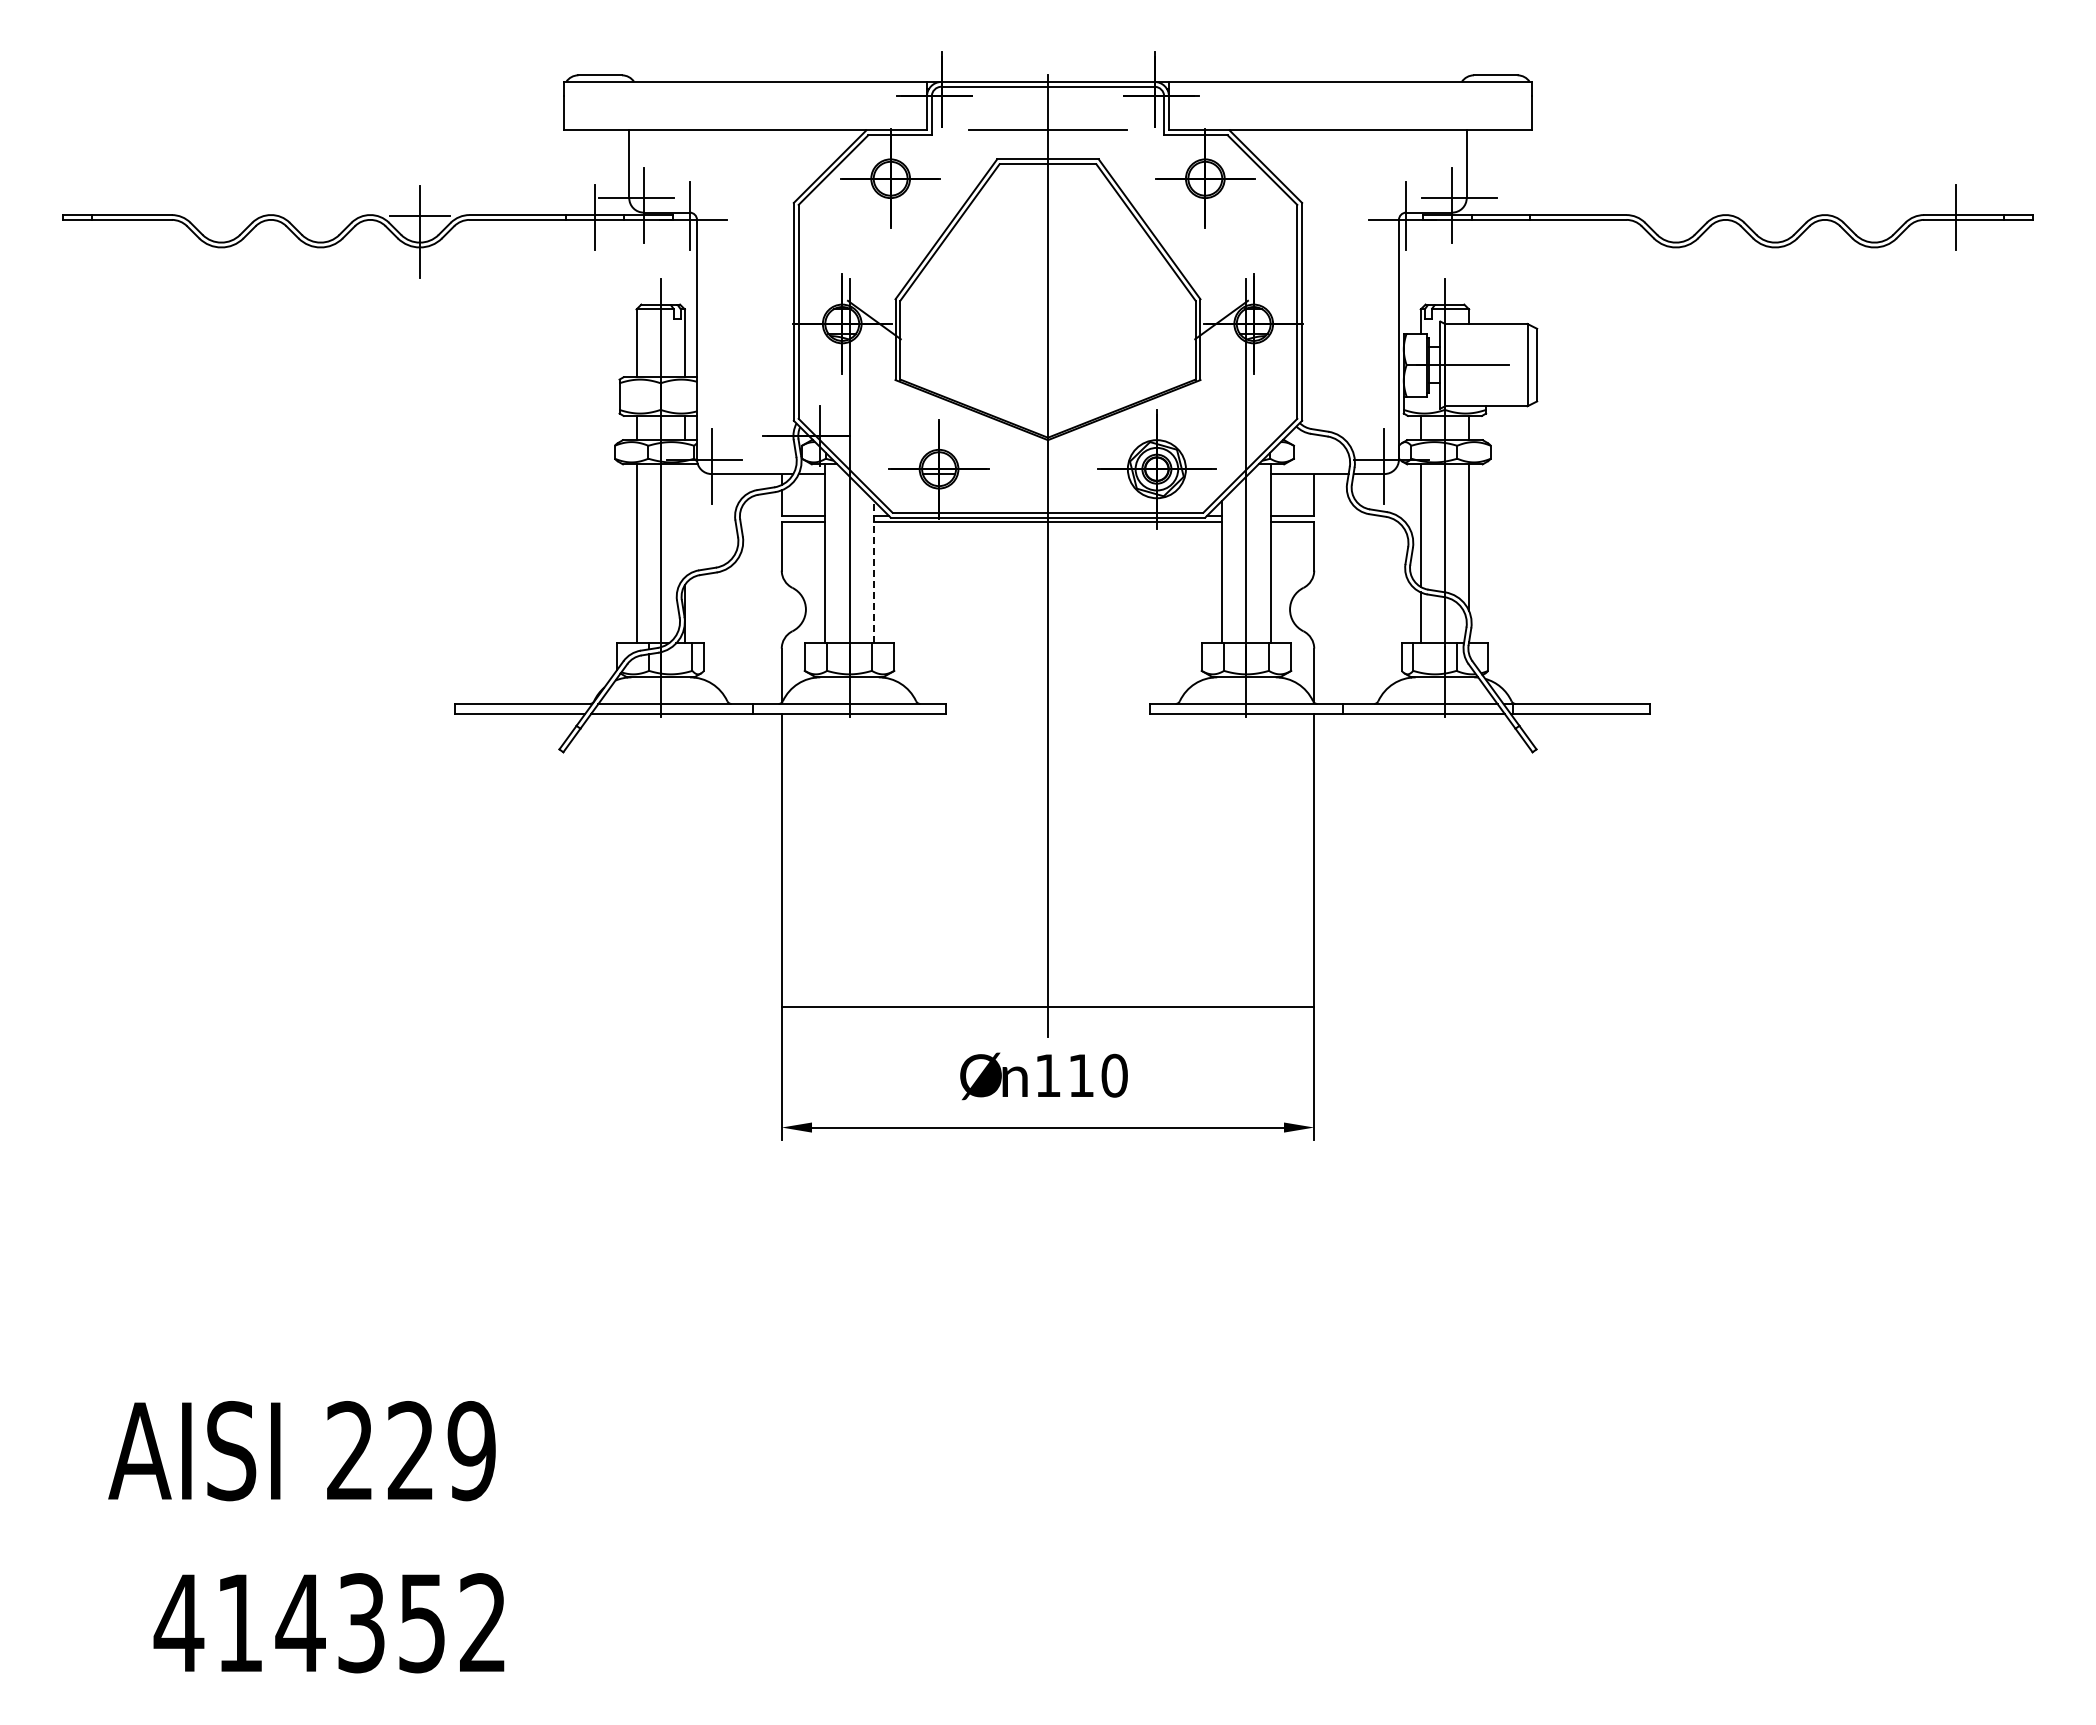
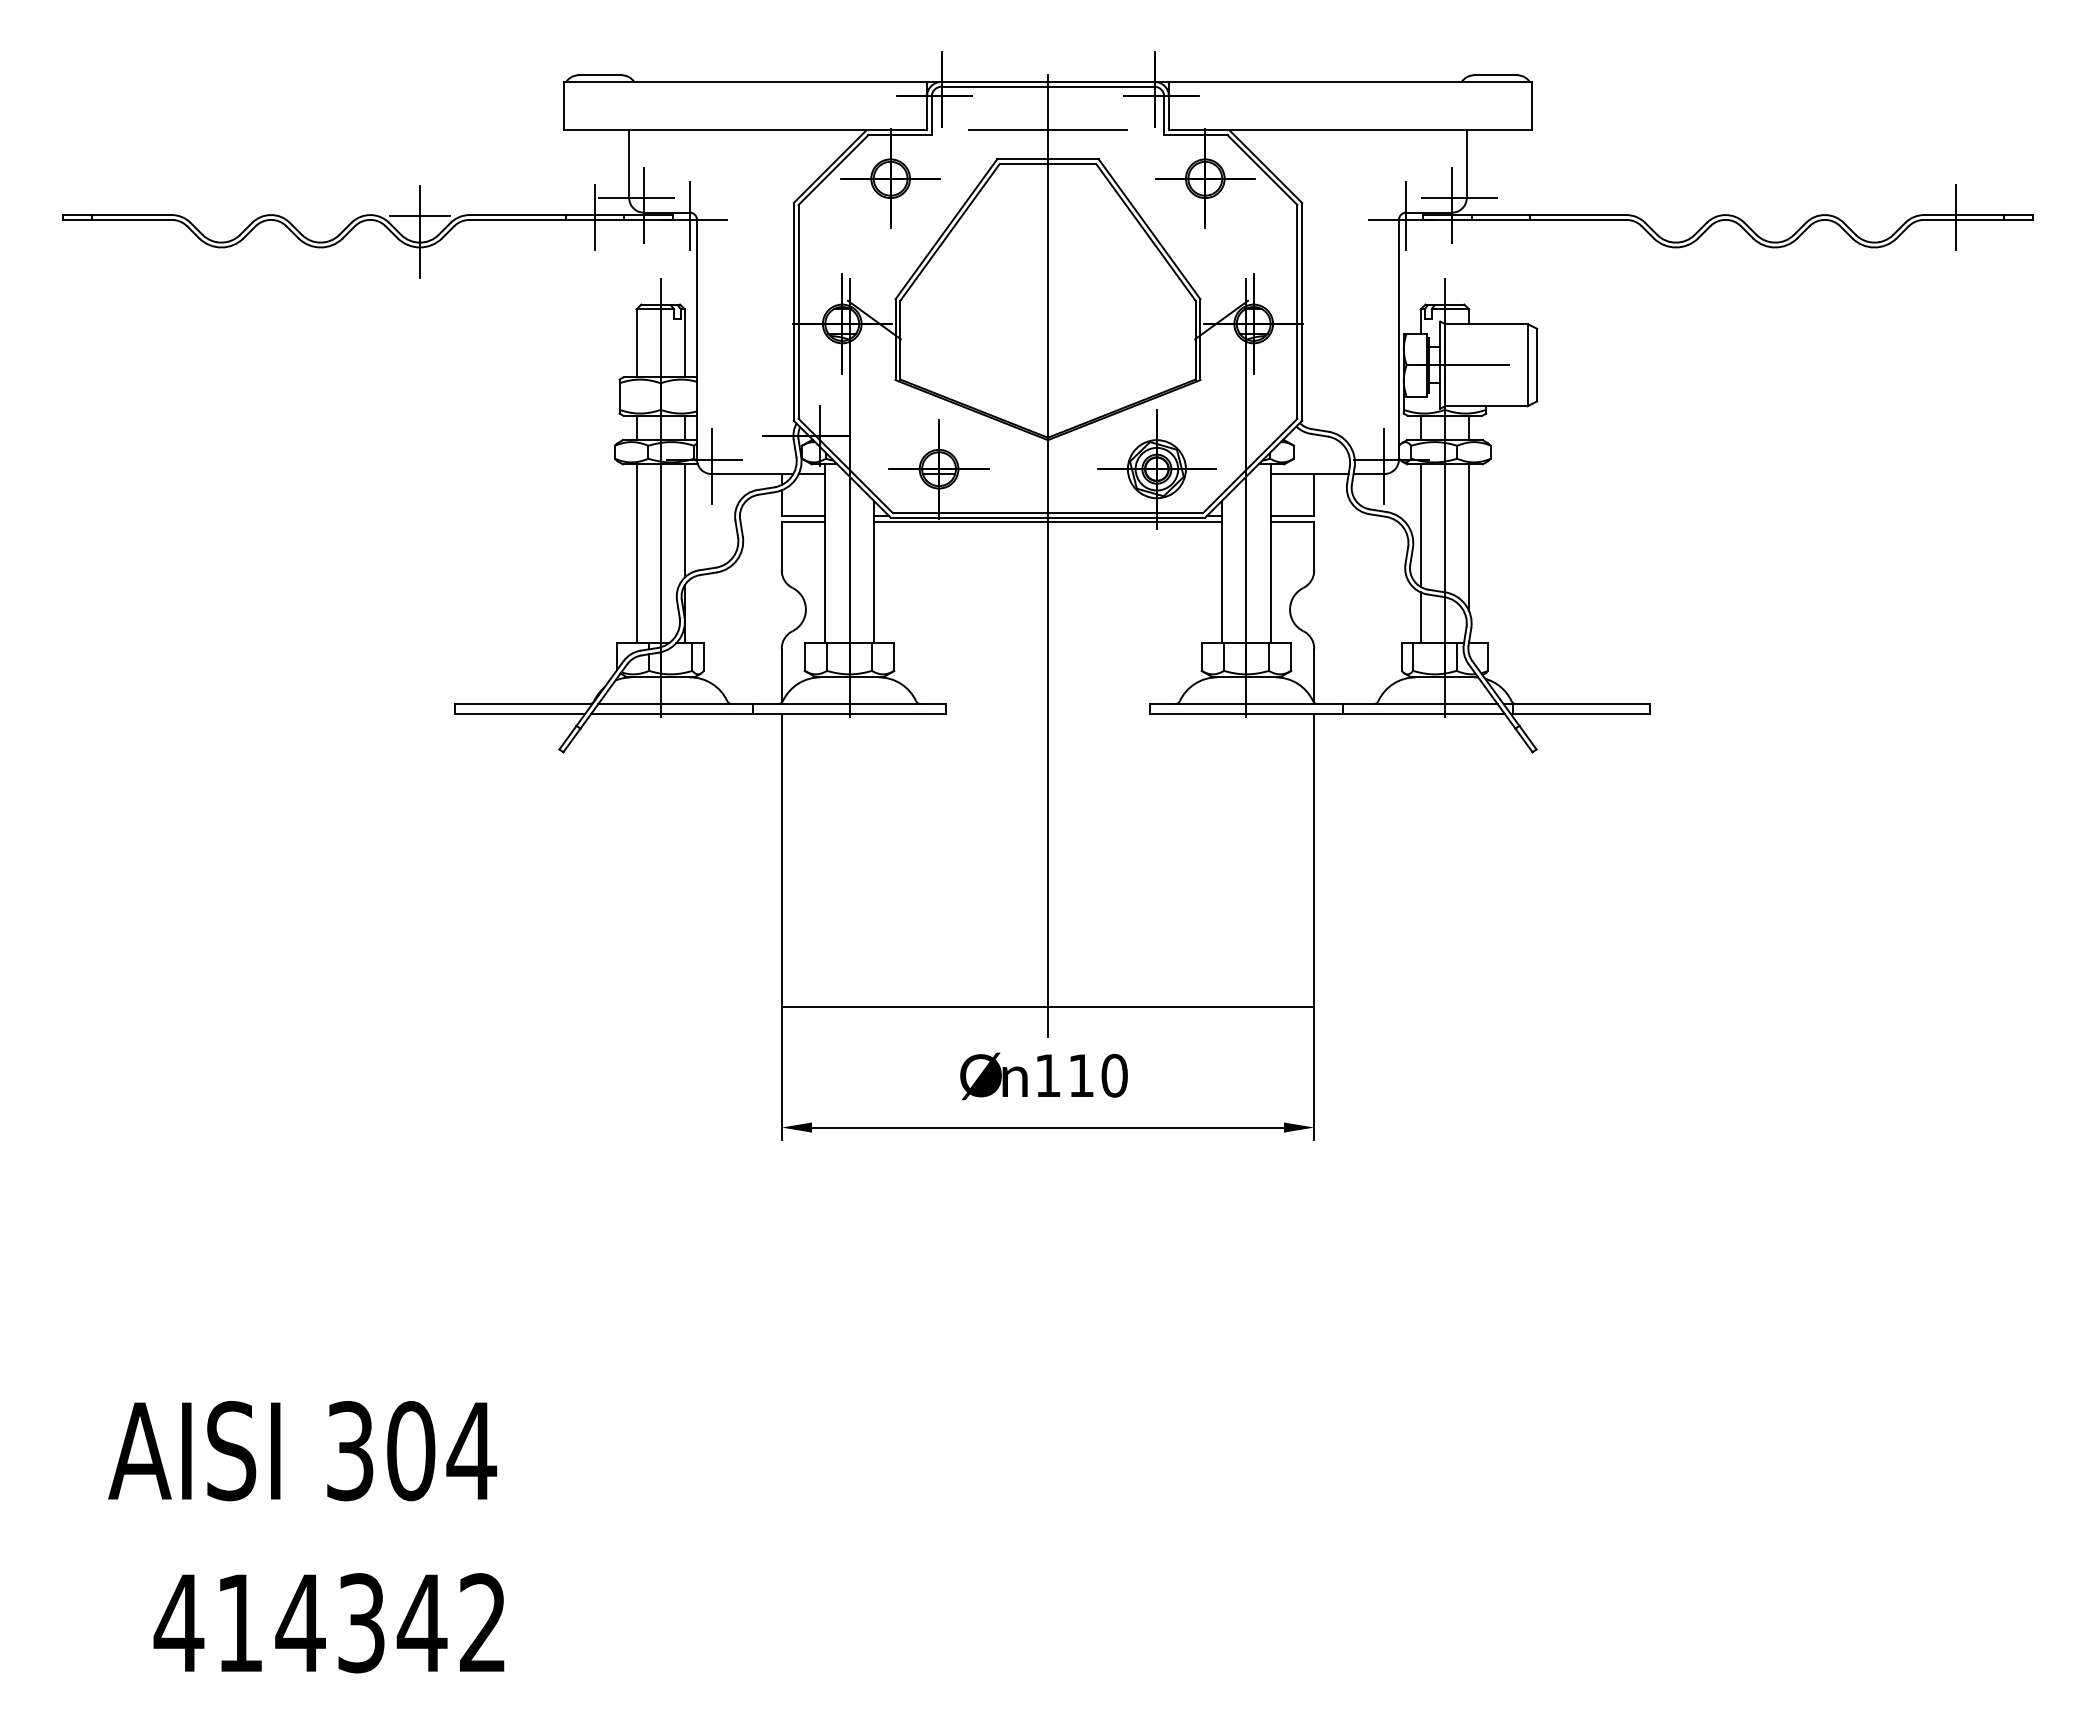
line: none -> present (684, 520)
line: dashed -> solid (873, 571)
text: 229 -> 304 (412, 1451)
text: 414352 -> 414342 (421, 1623)
